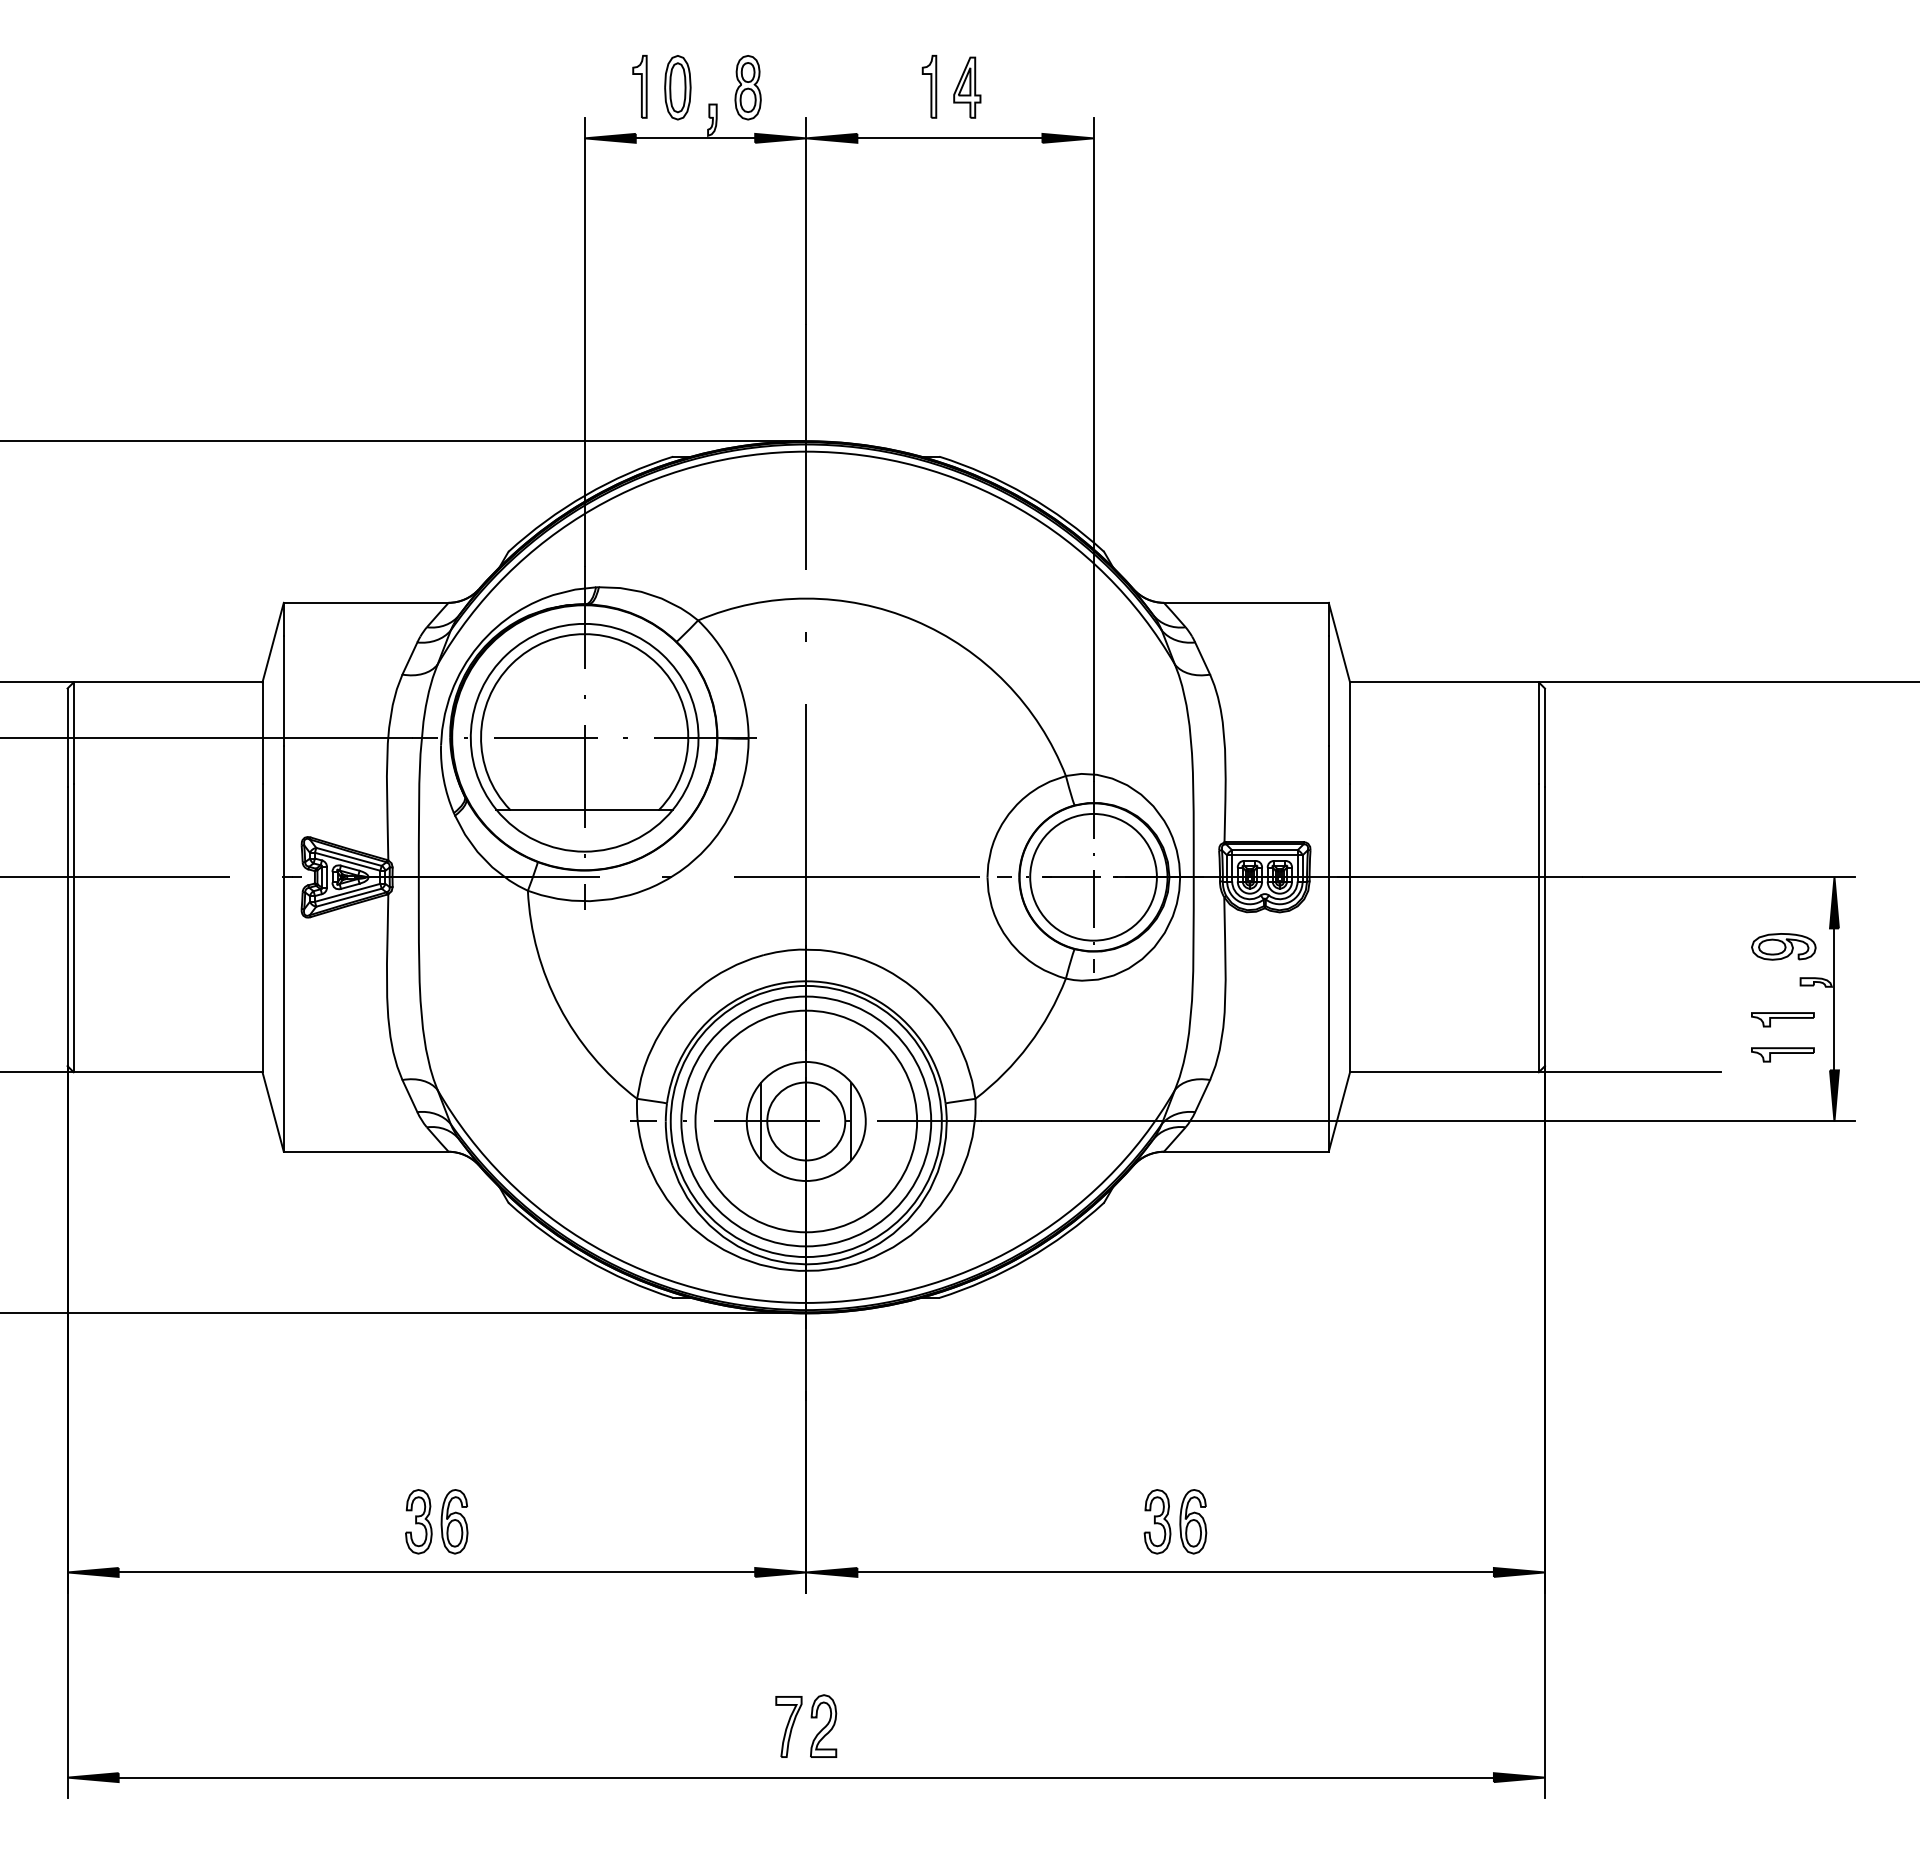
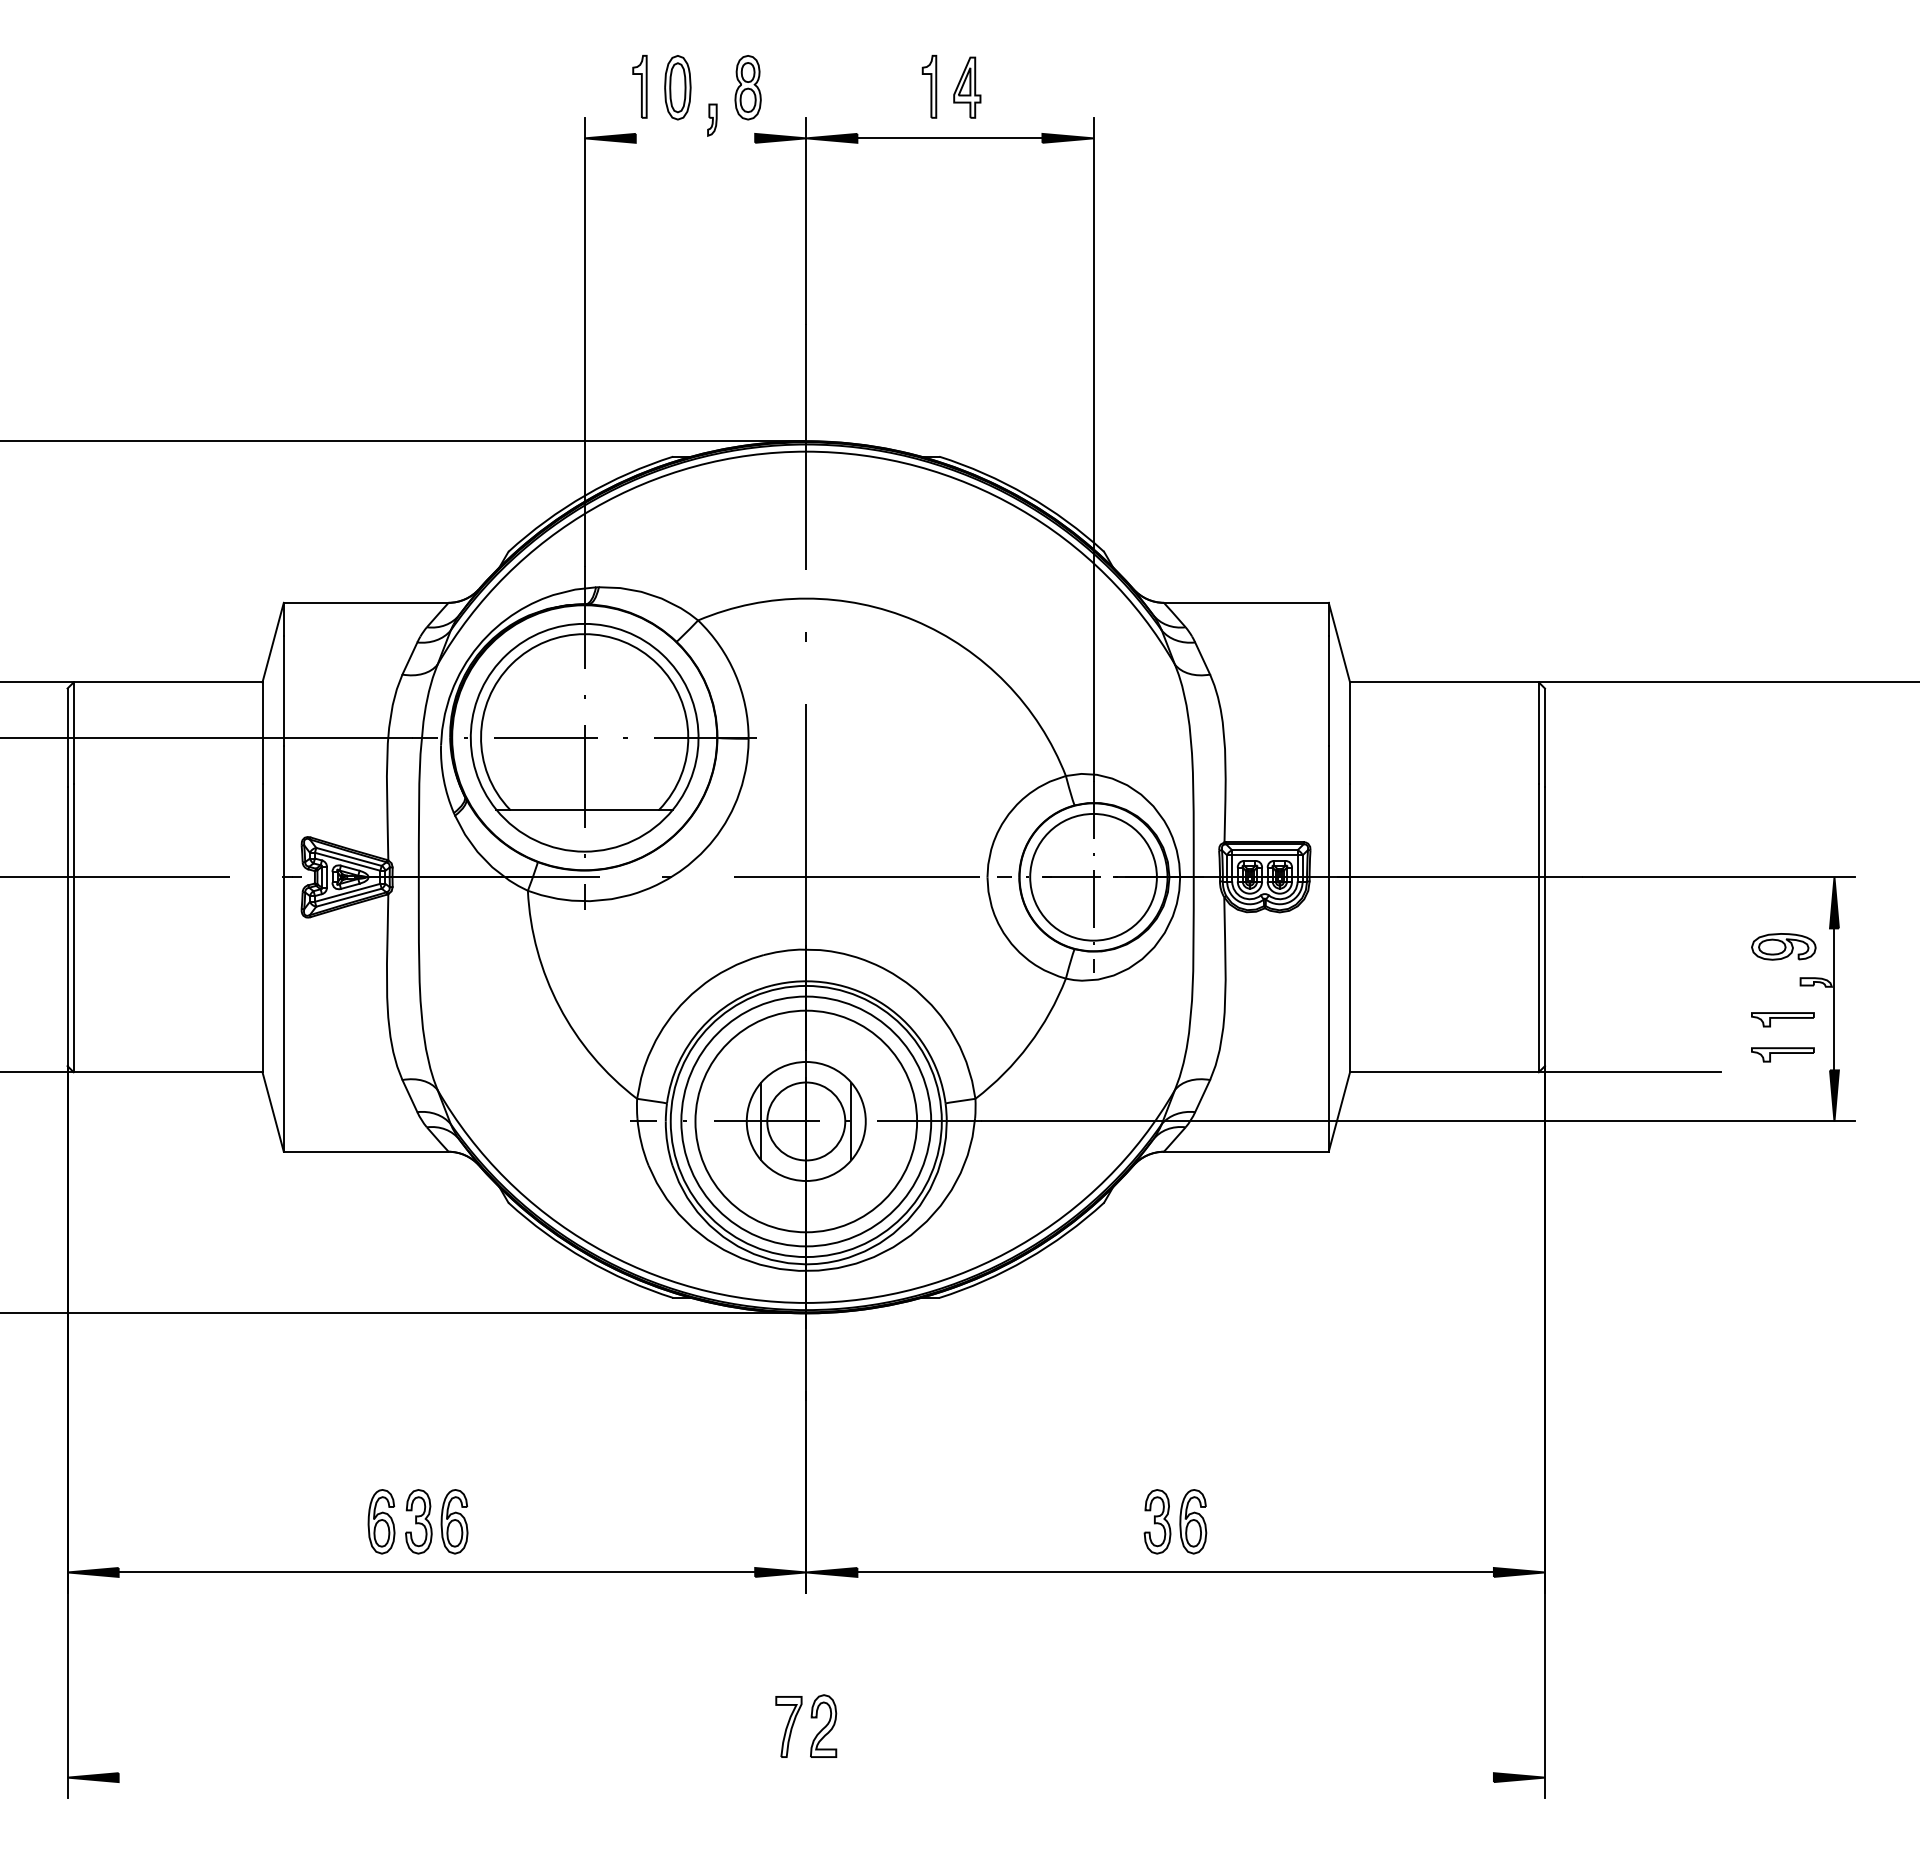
line: present -> none (695, 138)
part: none -> present (381, 1521)
line: present -> none (805, 1777)
